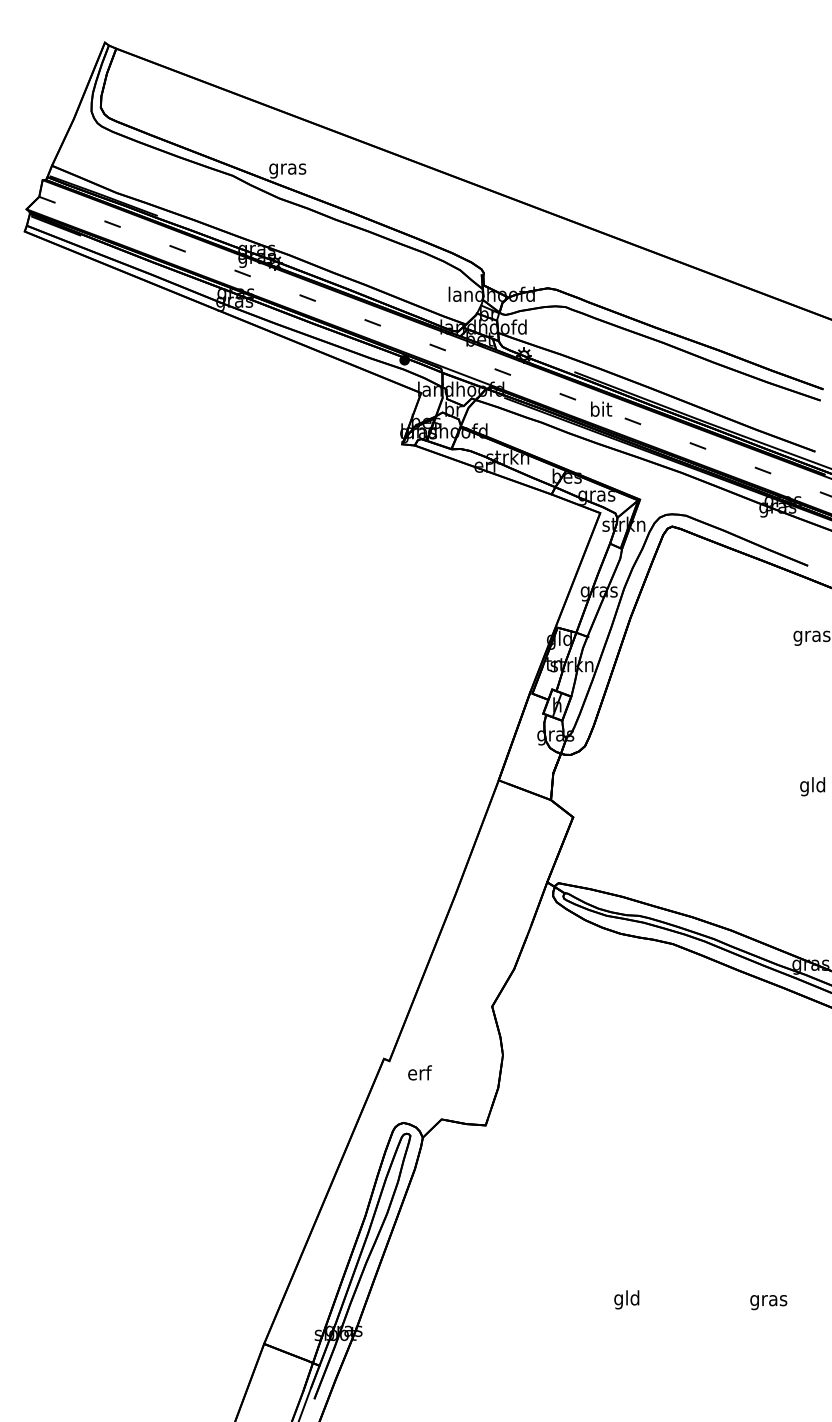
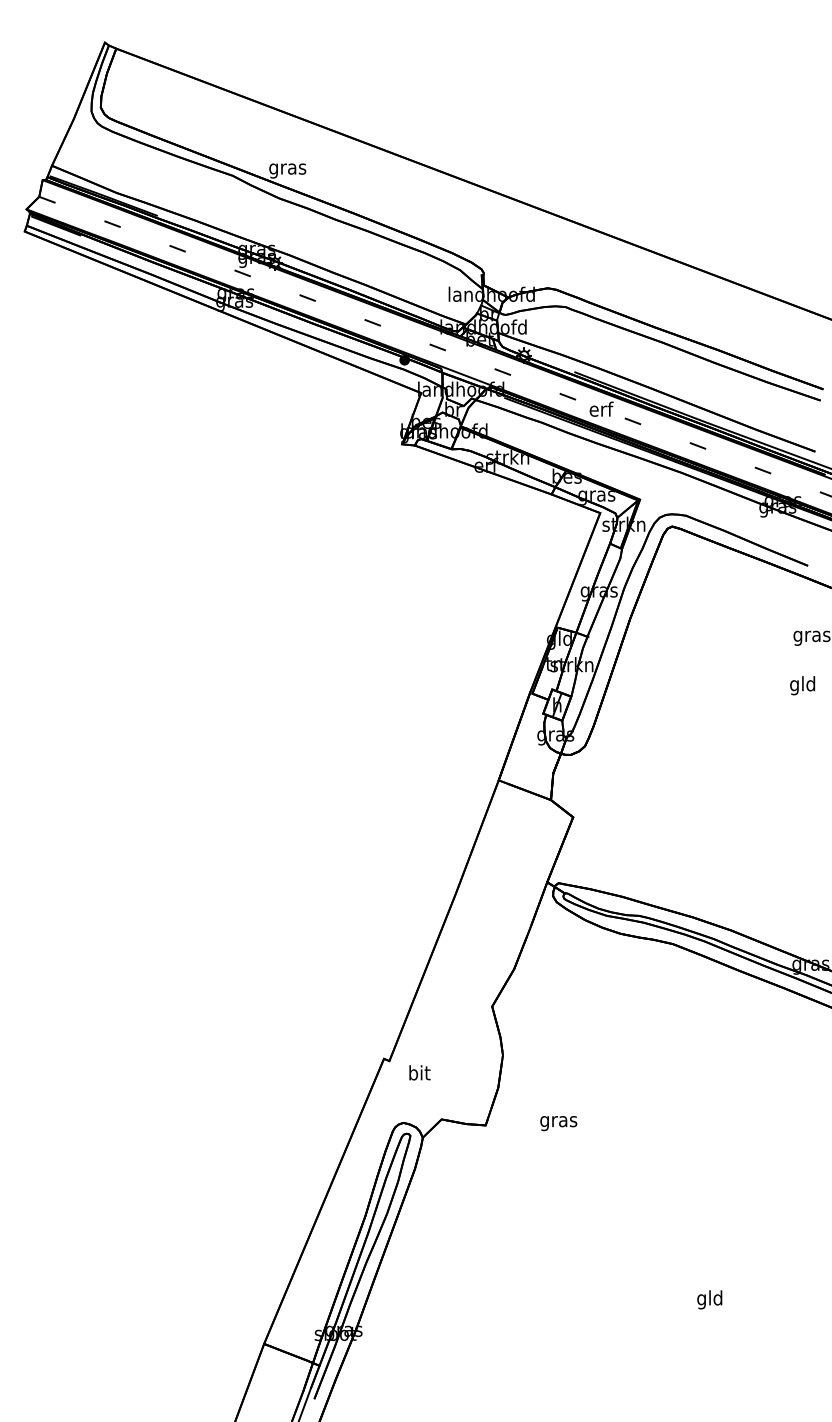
text: bit -> erf (601, 408)
text position: (812, 786) -> (802, 685) (802, 685)
text: erf -> bit (419, 1072)
text position: (626, 1299) -> (709, 1299) (709, 1299)
text position: (768, 1302) -> (558, 1123) (558, 1123)
